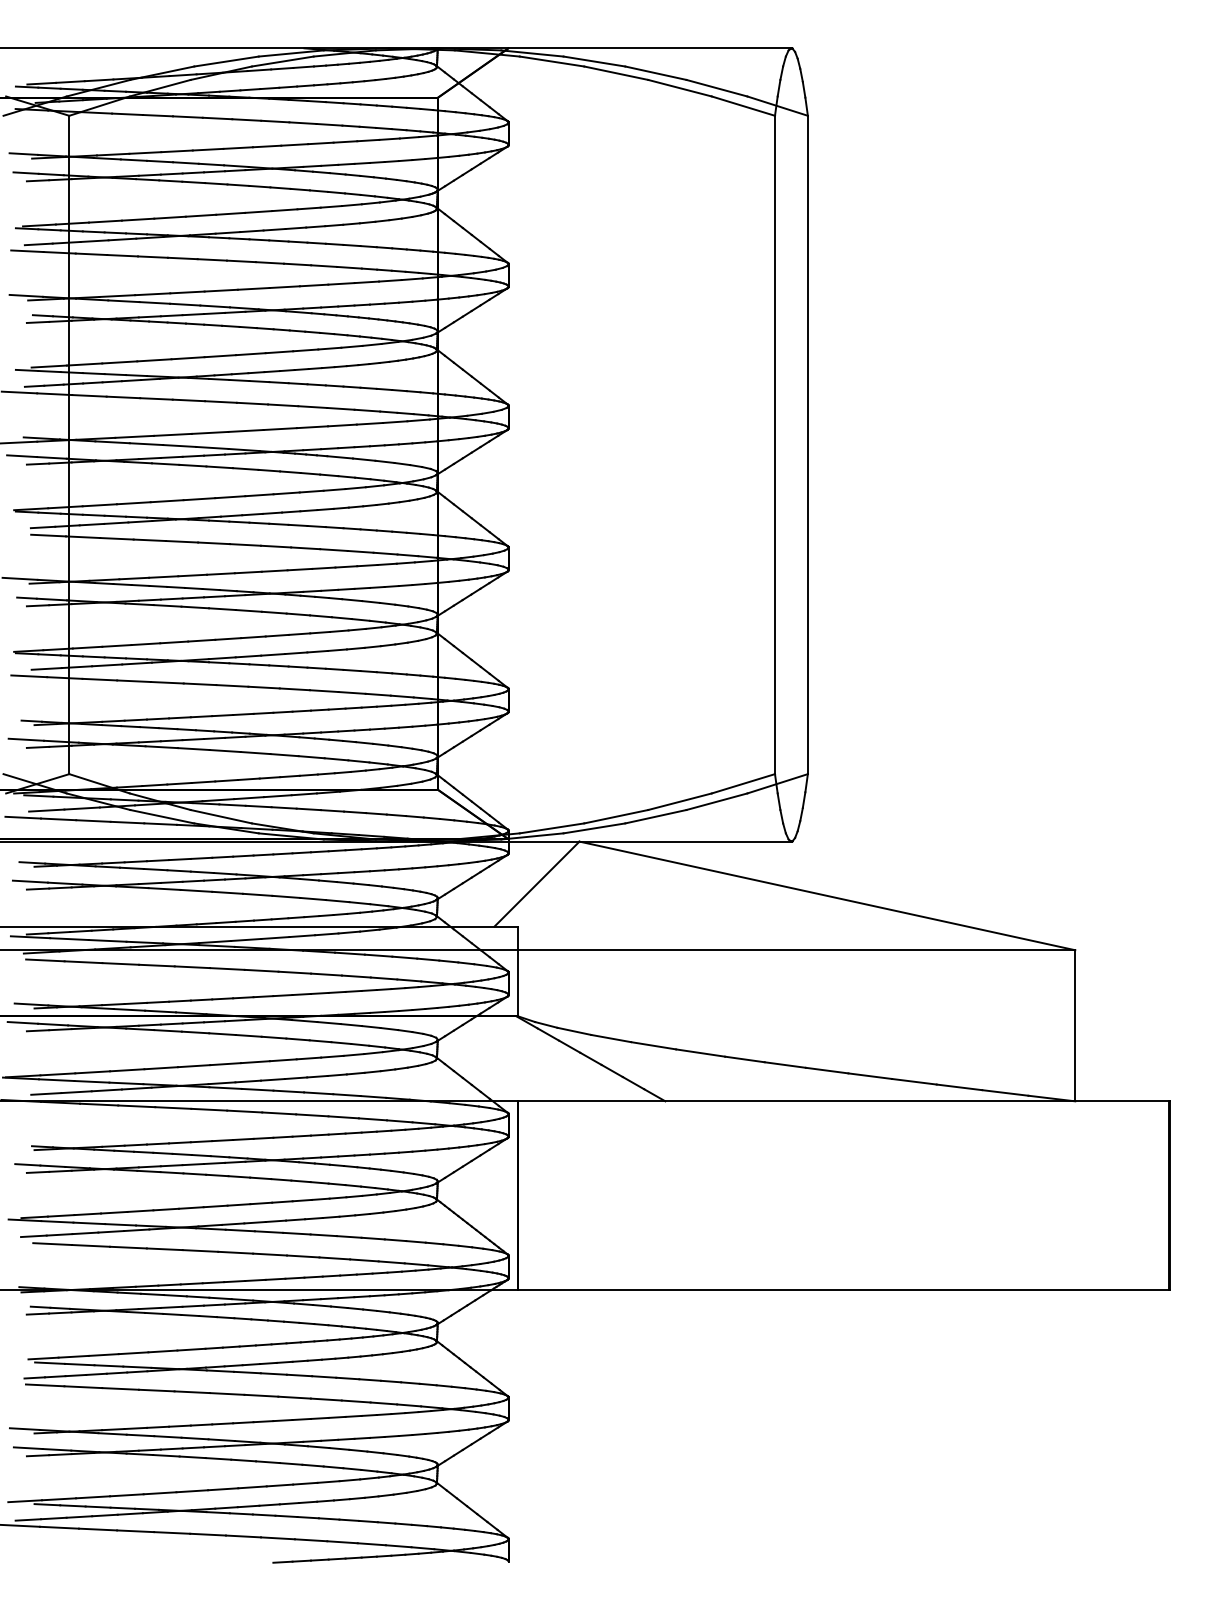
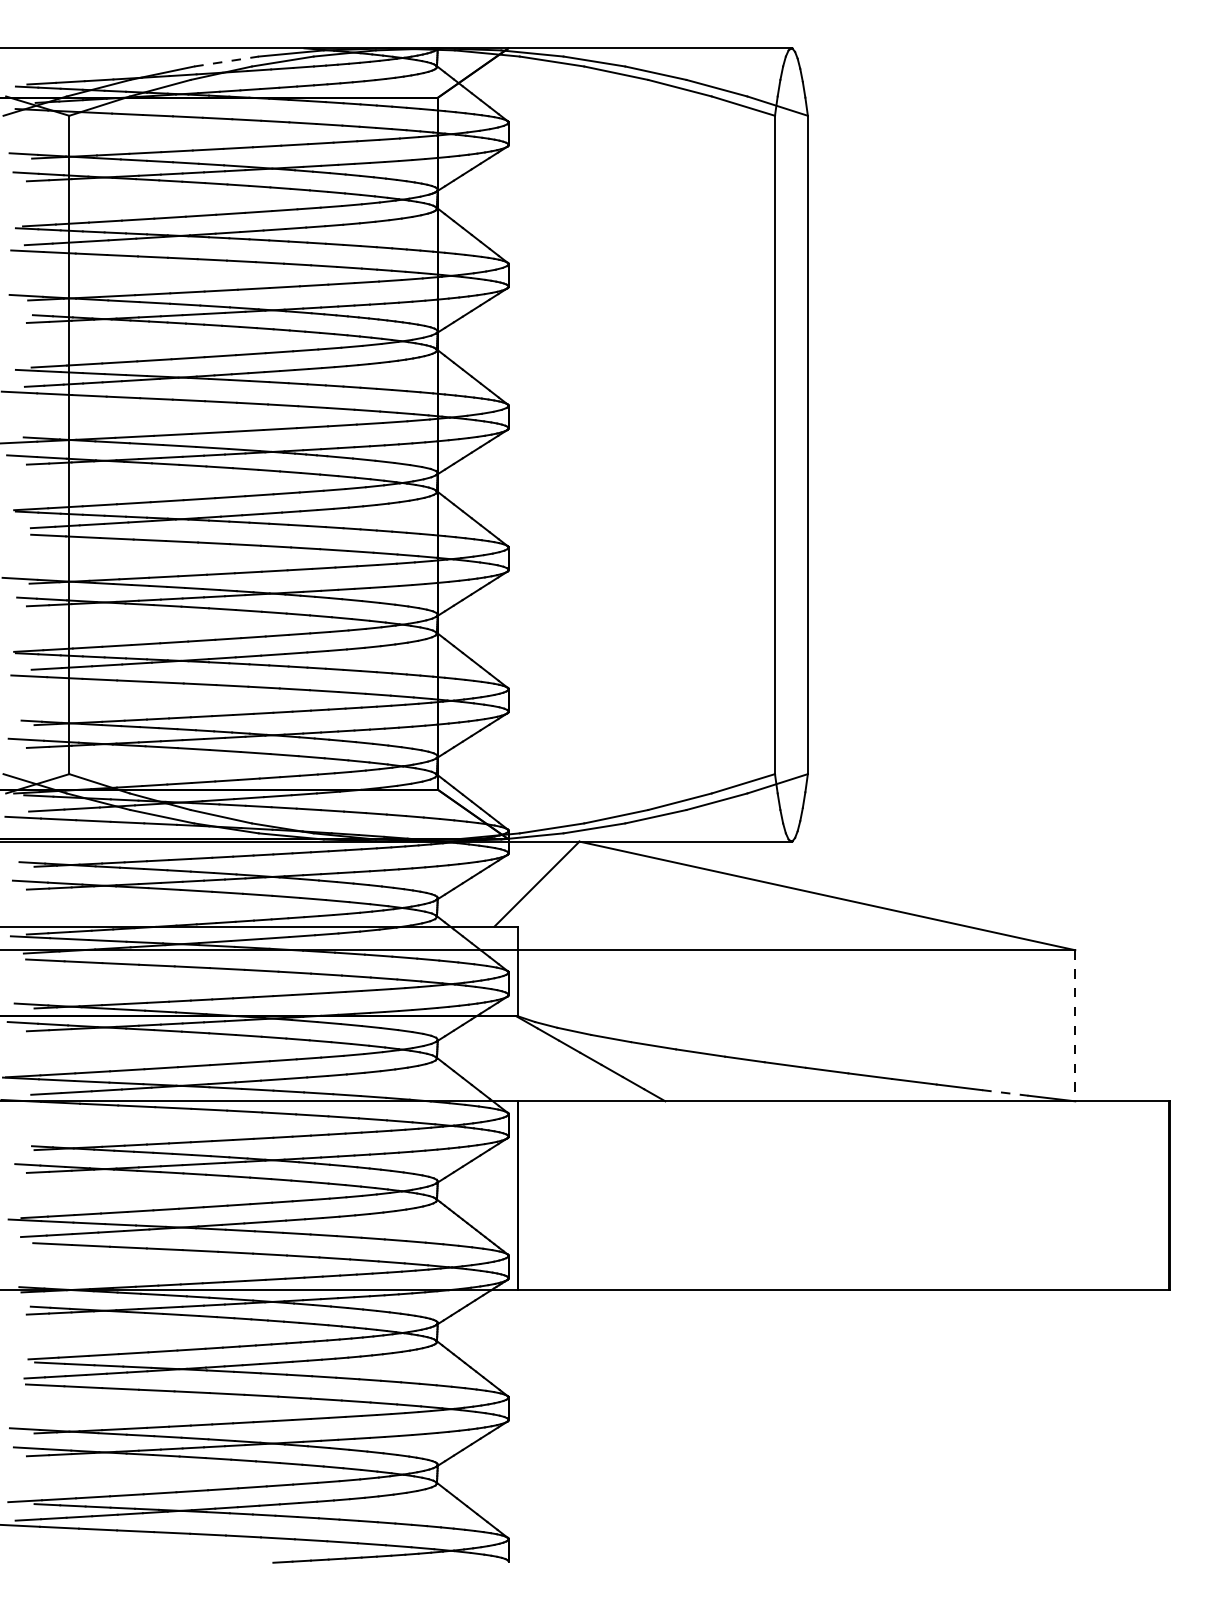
line: solid -> dashed (226, 61)
line: solid -> dashed (1075, 1025)
line: solid -> dashed (1005, 1093)
